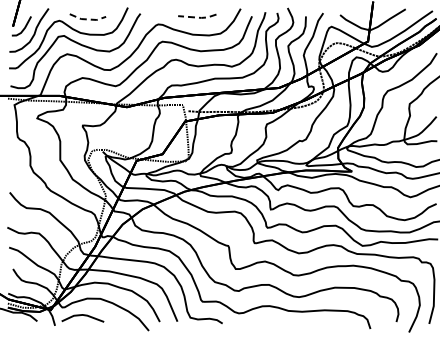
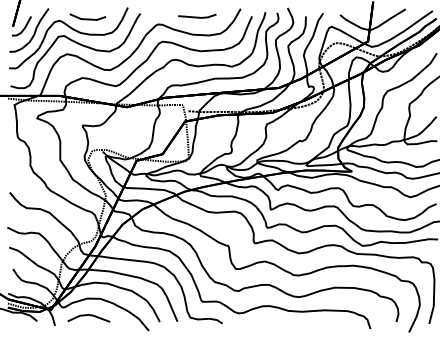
line: dashed -> solid (198, 17)
line: dashed -> solid (88, 19)
line position: (84, 316) -> (90, 316) (90, 316)
